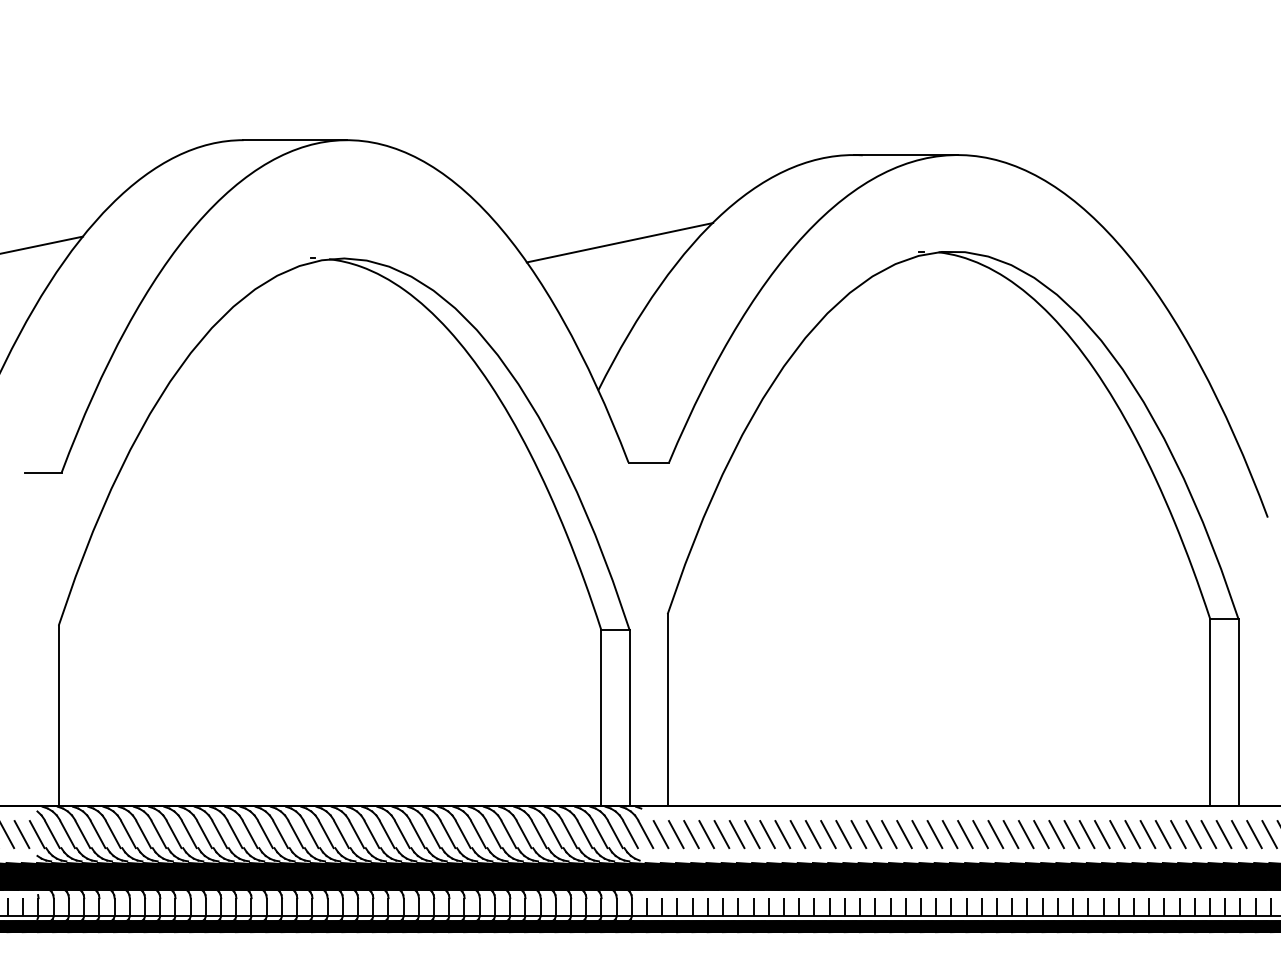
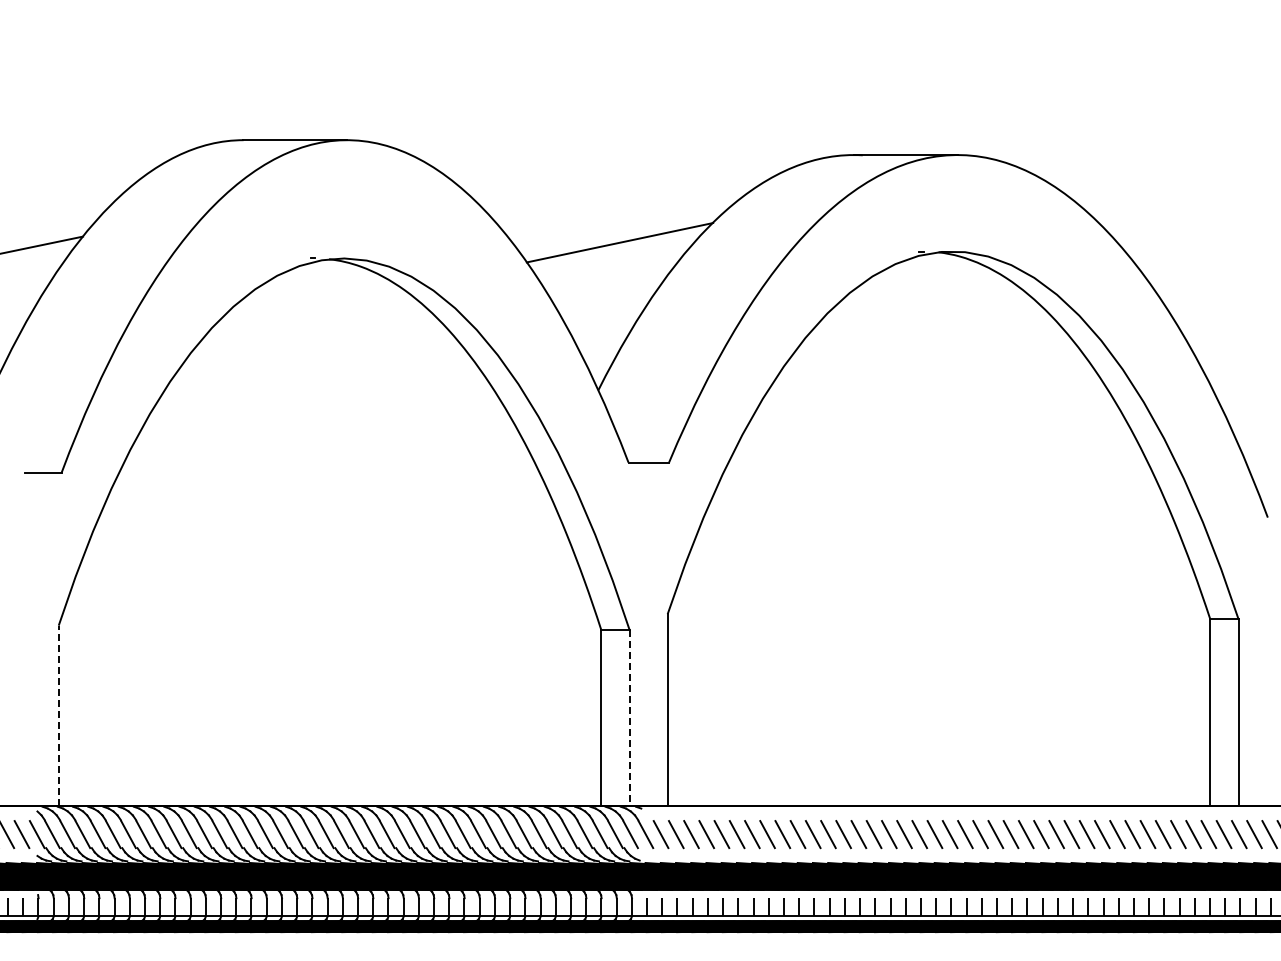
line: solid -> dashed (58, 715)
line: solid -> dashed (629, 718)
